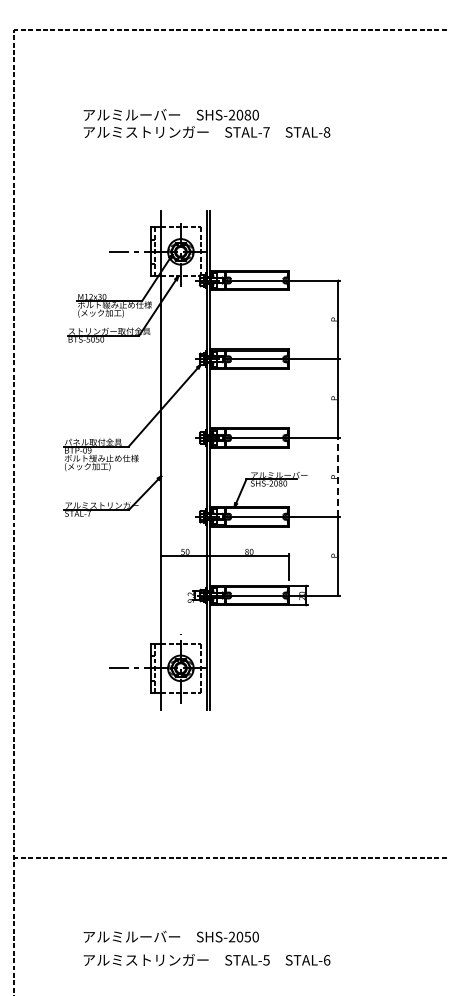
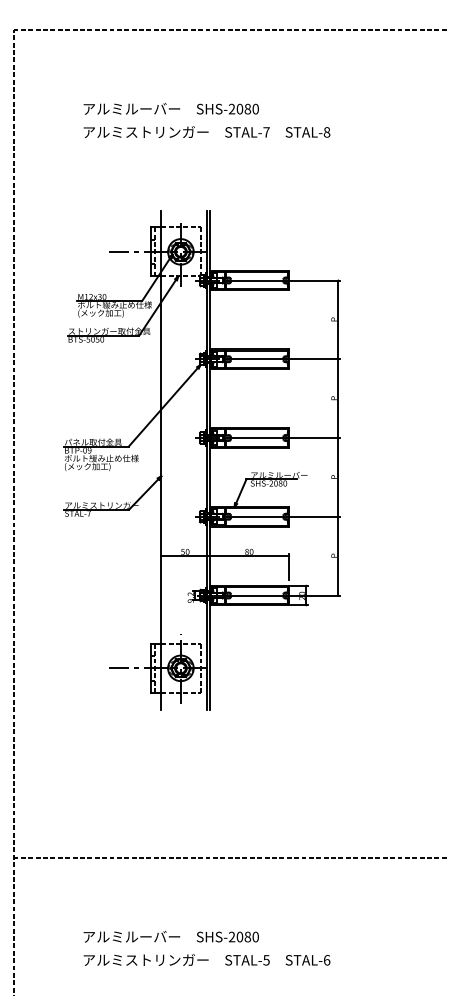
text position: (170, 114) -> (170, 108) (170, 108)
line: dashed -> solid (338, 476)
text: SHS-2050 -> SHS-2080 (247, 936)
